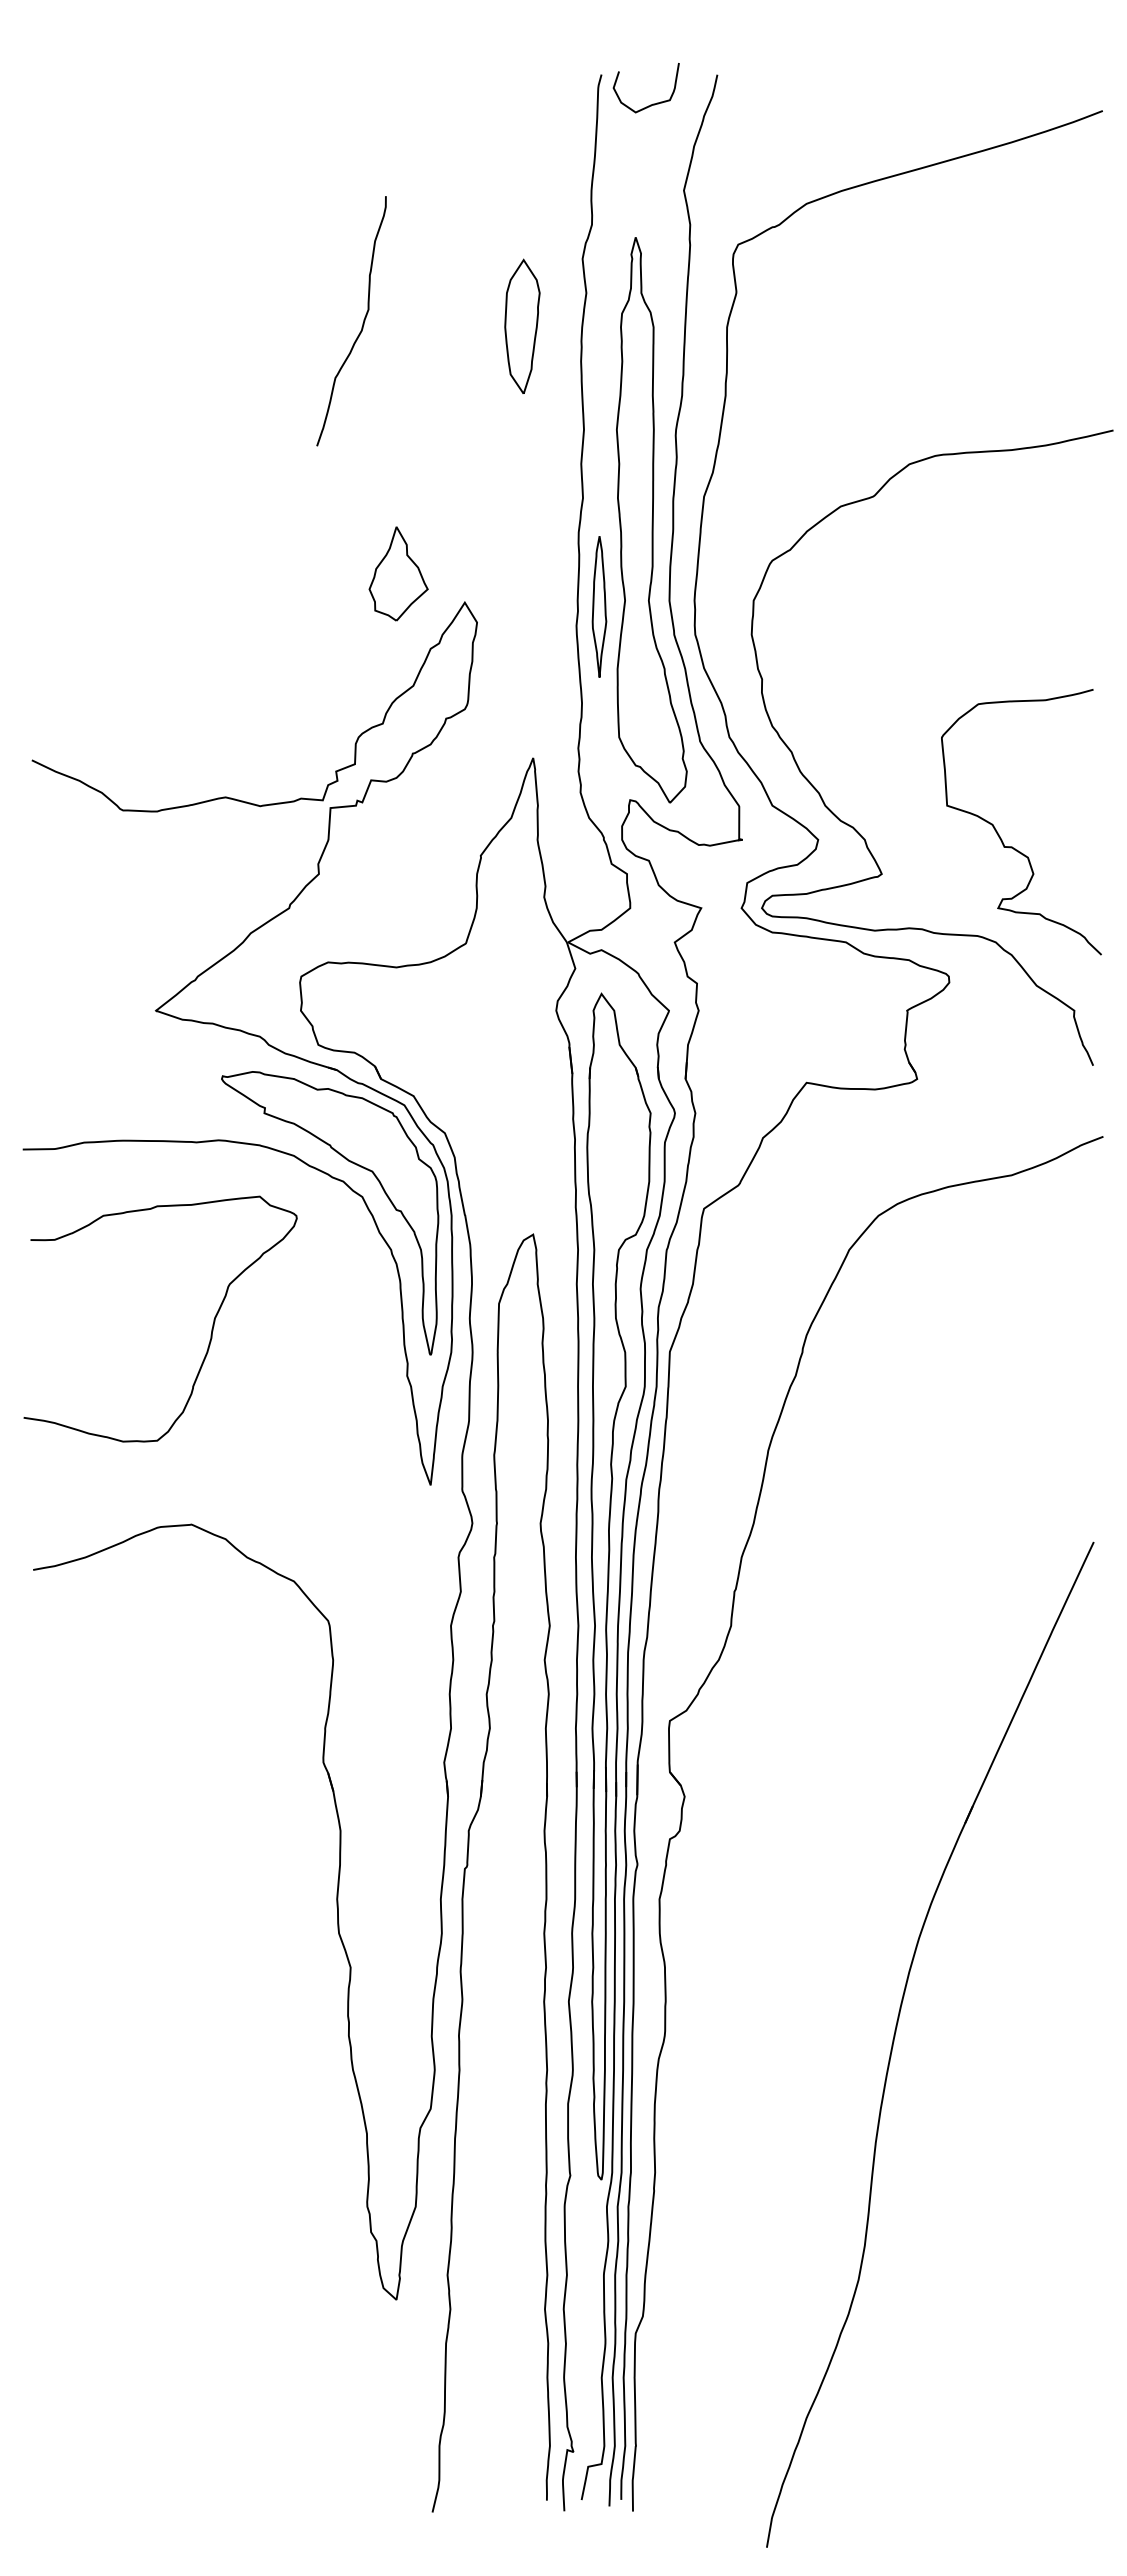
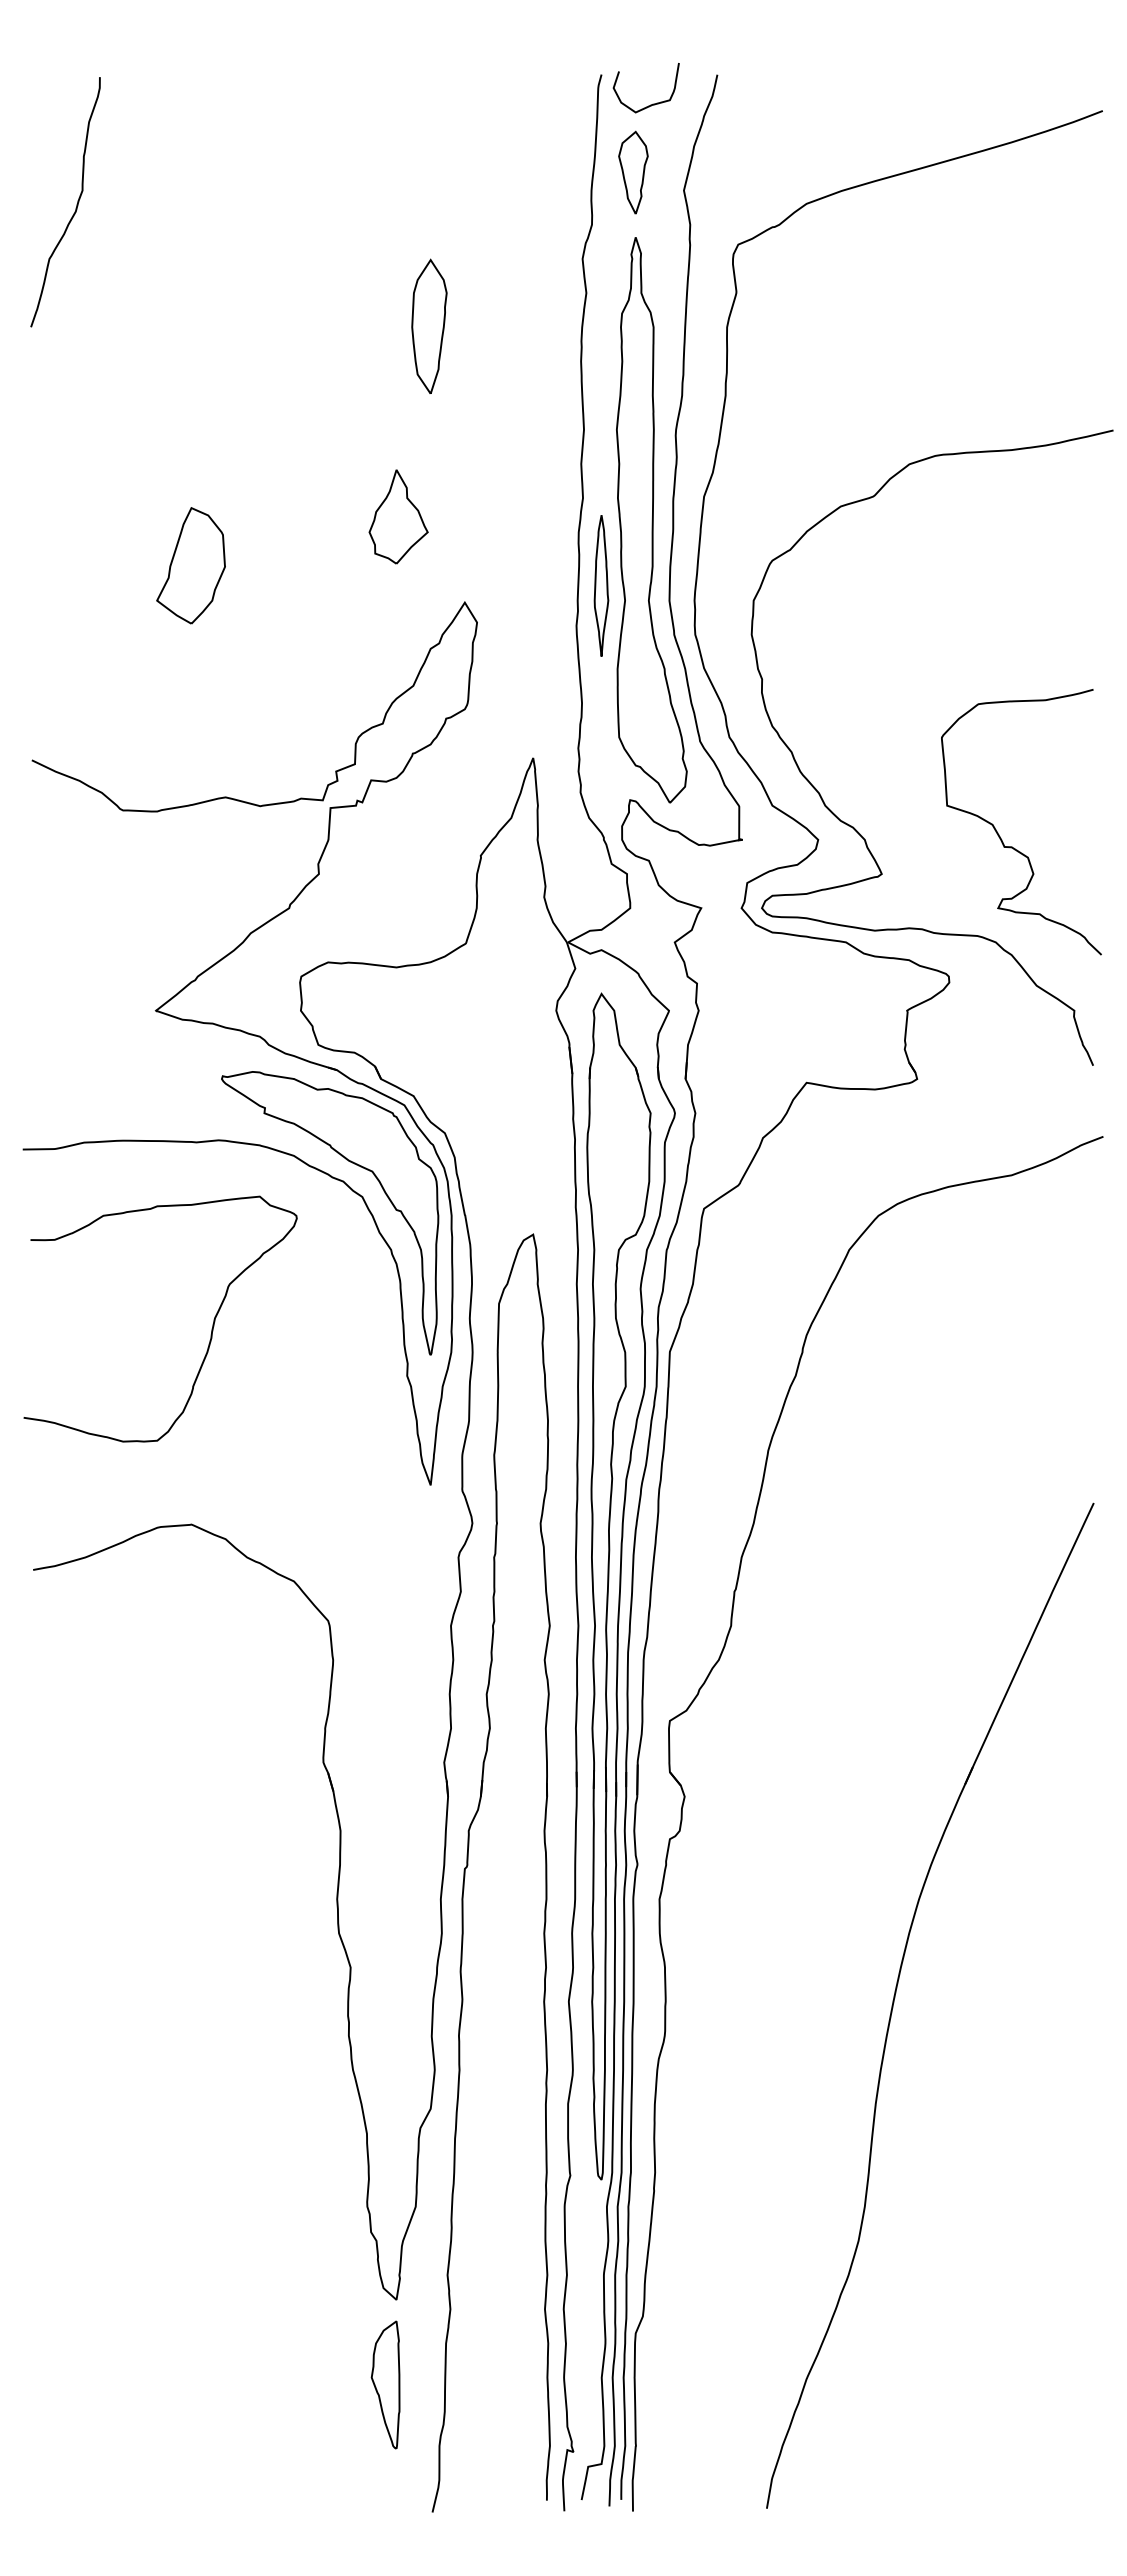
part: none -> present (633, 172)
curve position: (362, 323) -> (76, 204) (76, 204)
part position: (522, 325) -> (429, 325) (429, 325)
part: none -> present (190, 565)
part position: (398, 573) -> (398, 516) (398, 516)
part position: (599, 606) -> (601, 585) (601, 585)
part position: (895, 2037) -> (895, 1998) (895, 1998)
part: none -> present (385, 2384)
